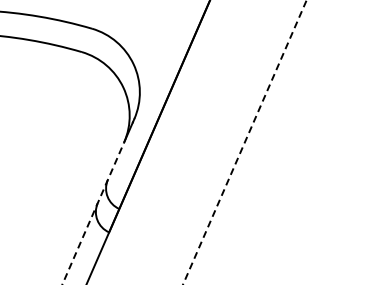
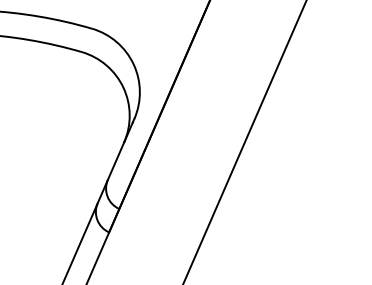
line: dashed -> solid (245, 142)
line: dashed -> solid (93, 212)
